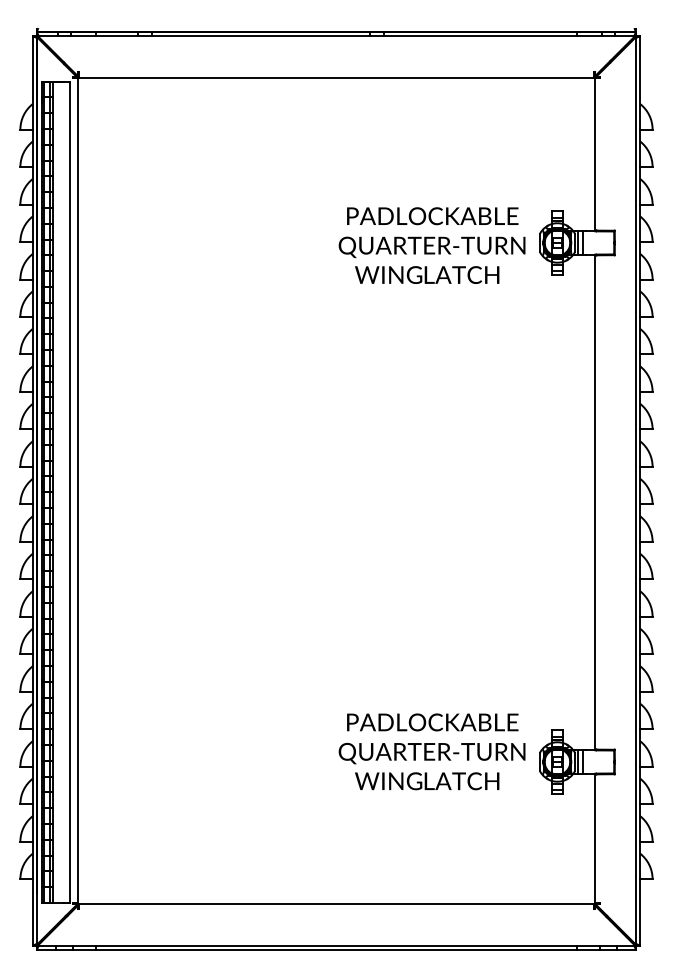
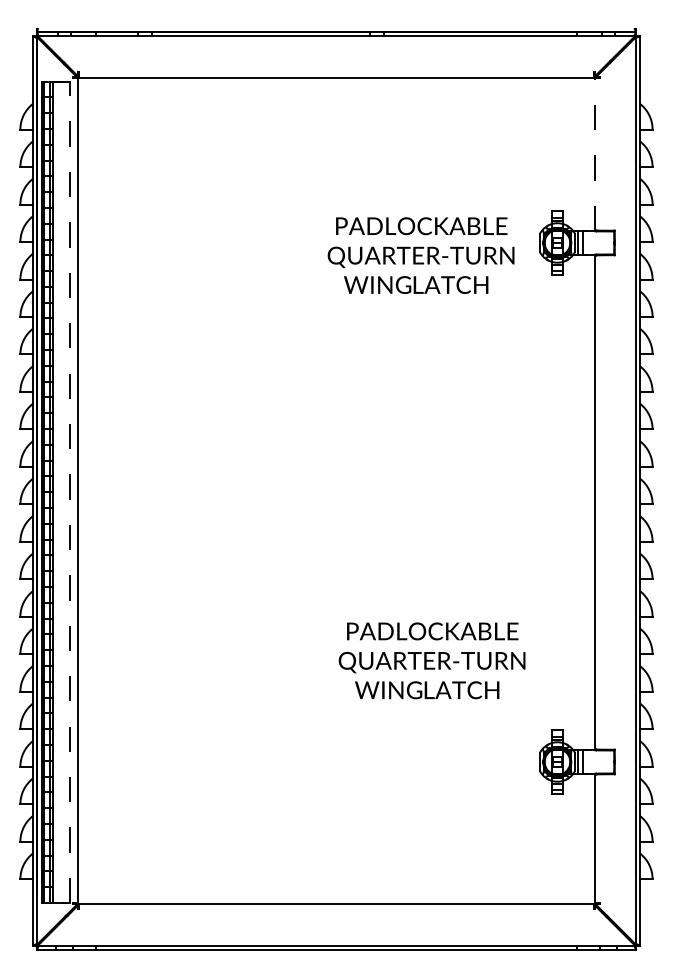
line: solid -> dashed (594, 154)
text position: (431, 245) -> (420, 255) (420, 255)
line: solid -> dashed (70, 492)
text position: (431, 751) -> (431, 660) (431, 660)
